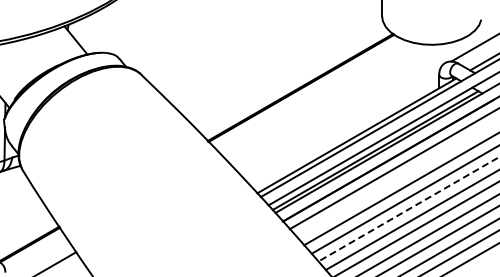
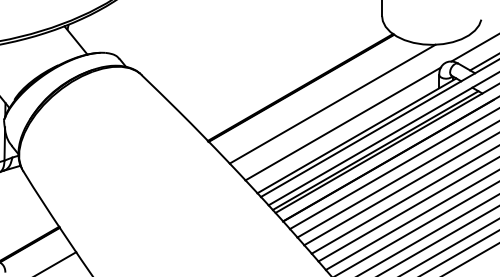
line: none -> present (332, 103)
line: none -> present (343, 123)
line: none -> present (396, 179)
line: dashed -> solid (408, 209)
